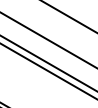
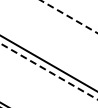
line: solid -> dashed (68, 16)
line: present -> none (48, 39)
line: solid -> dashed (48, 71)
